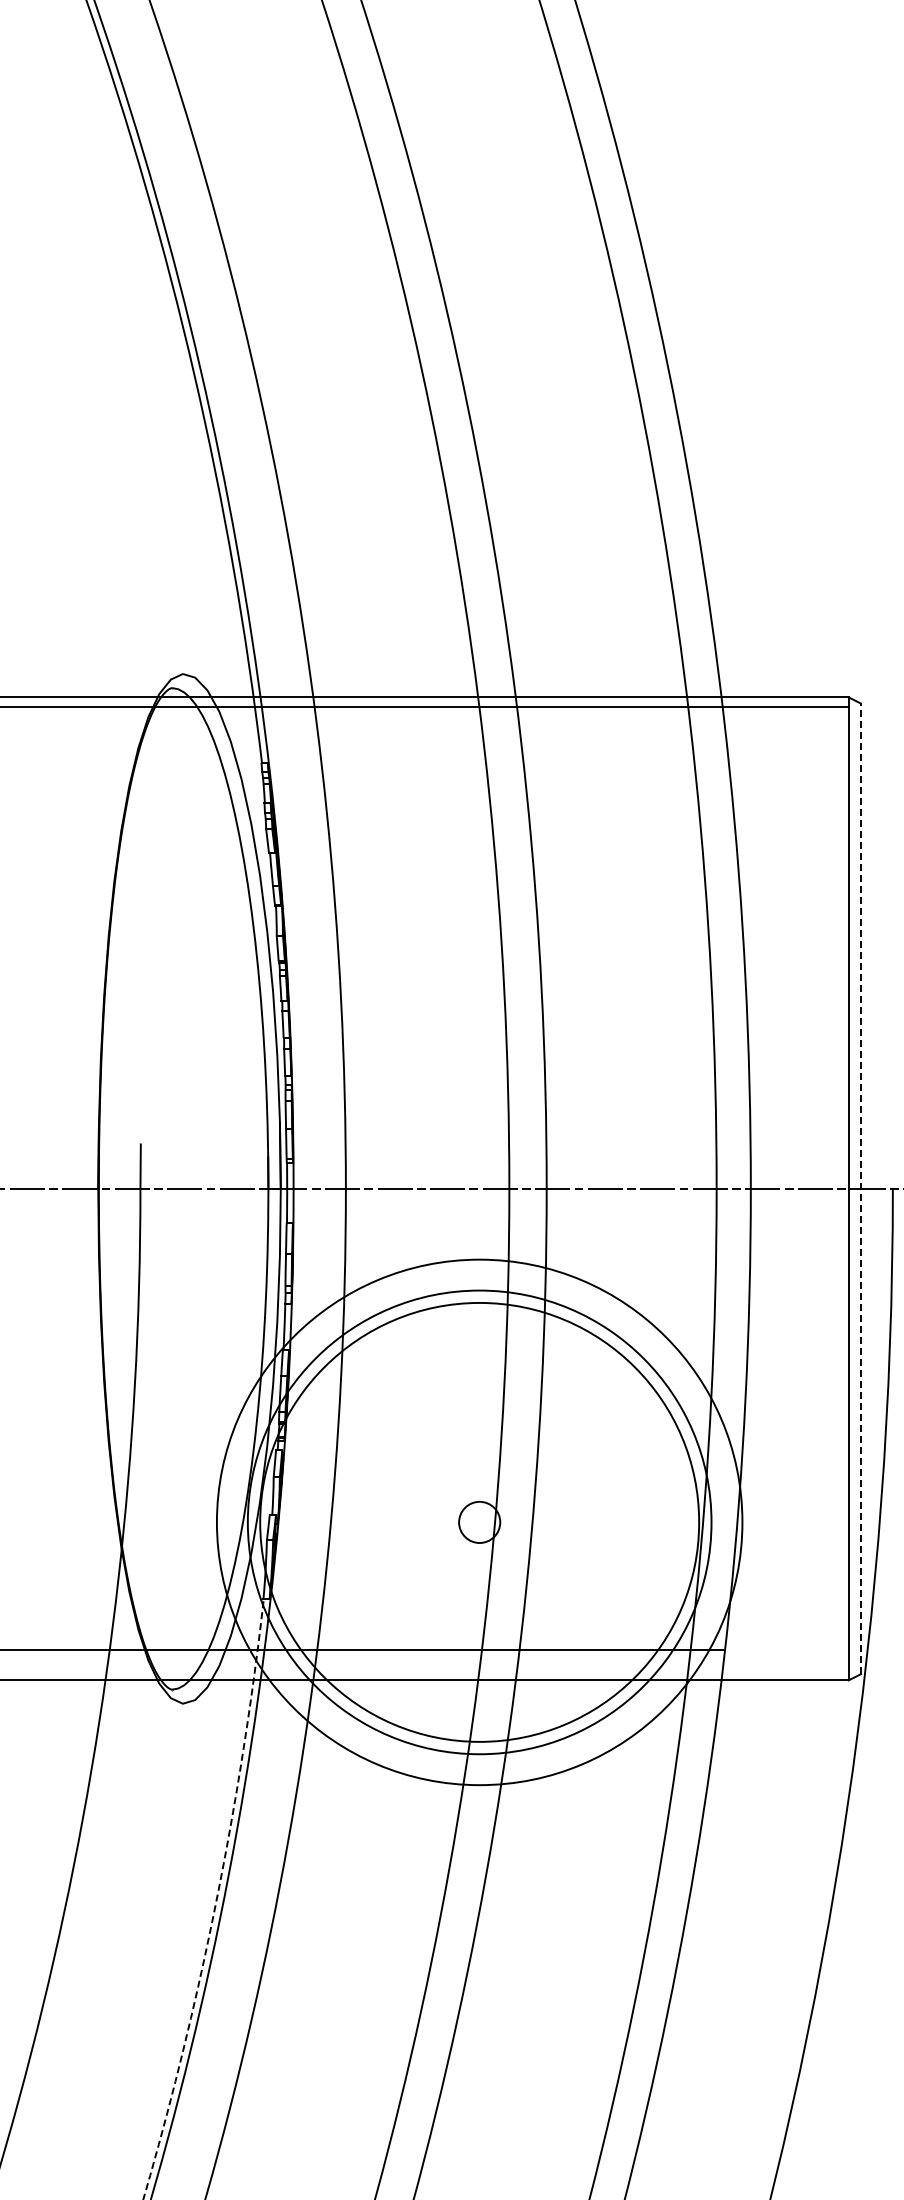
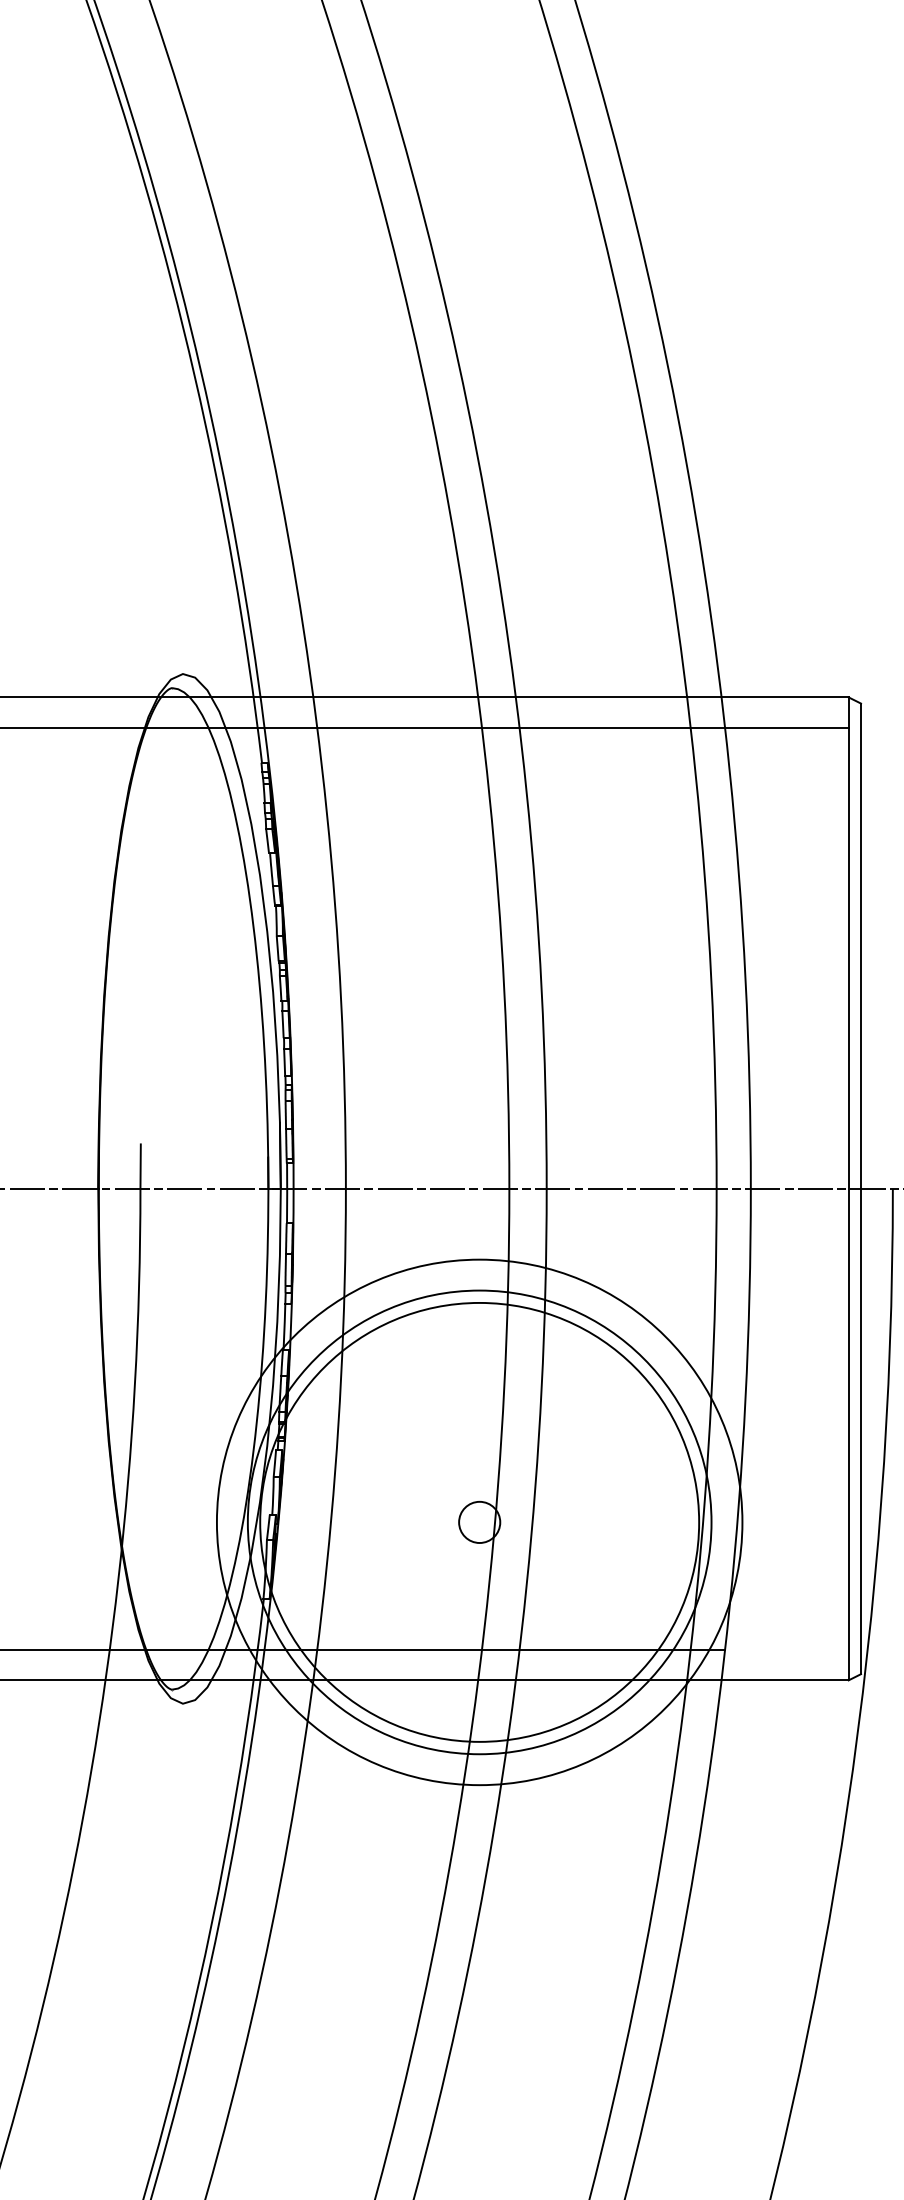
line position: (425, 706) -> (425, 727) (425, 727)
line: dashed -> solid (861, 1188)
arc: dashed -> solid (216, 1901)
